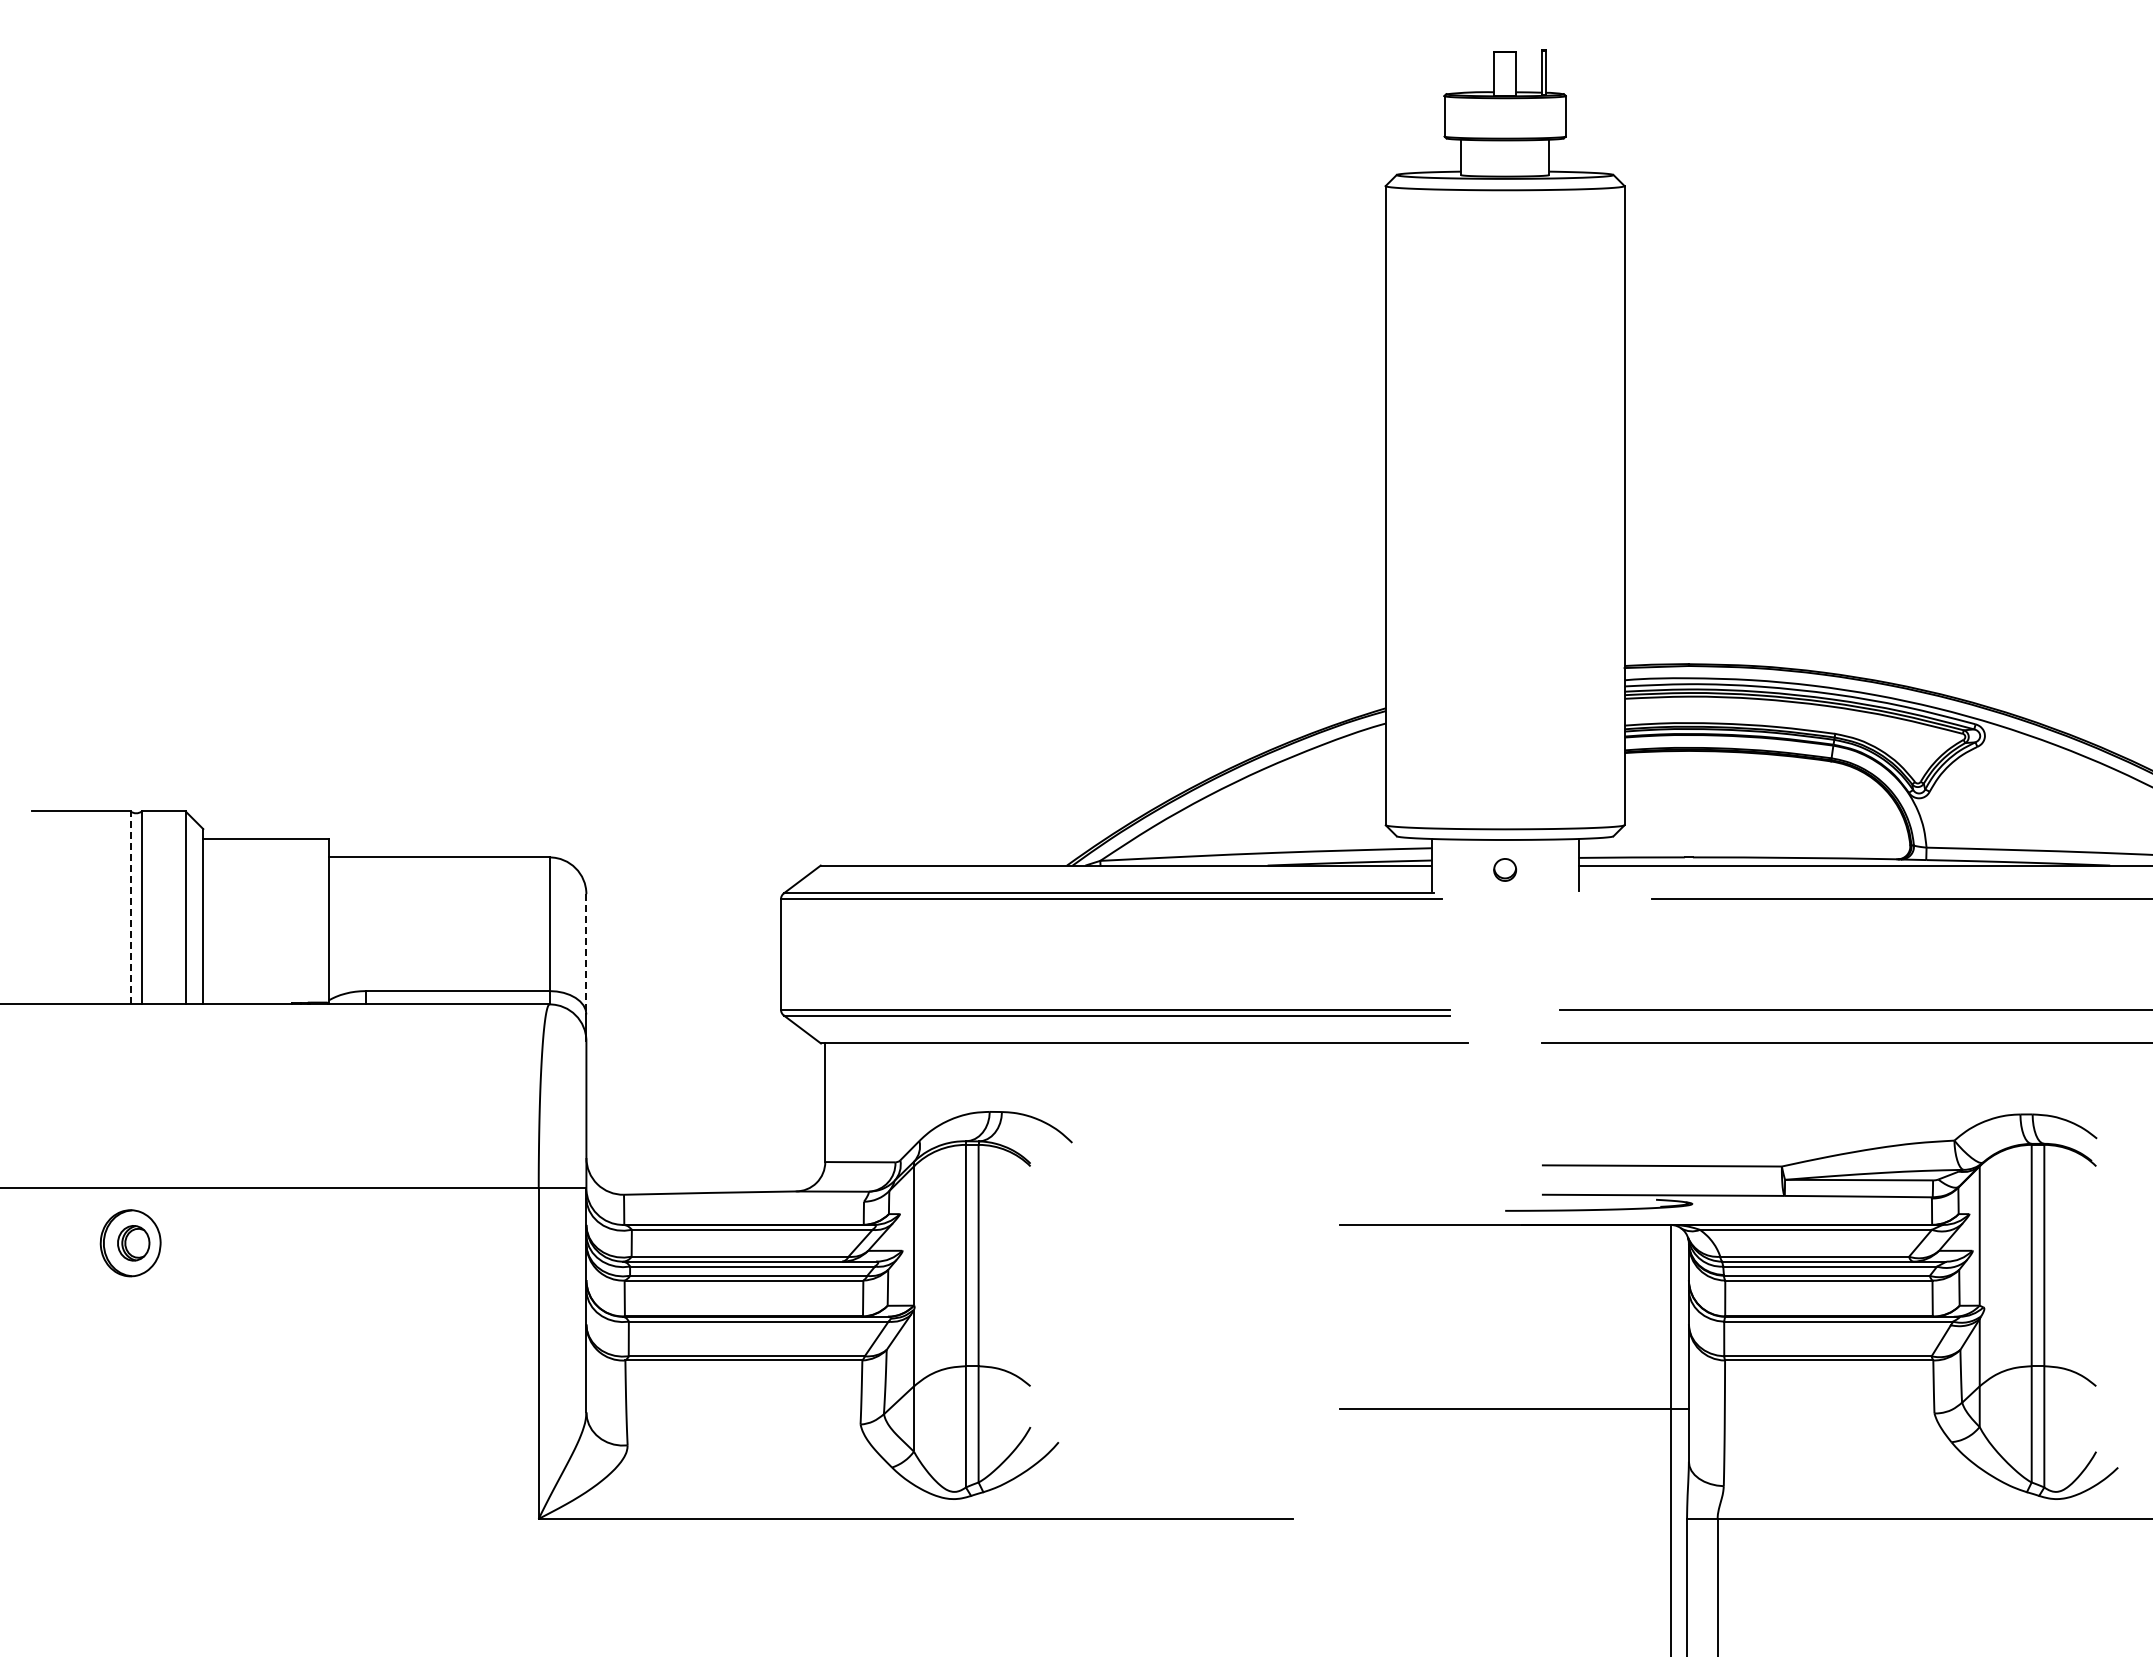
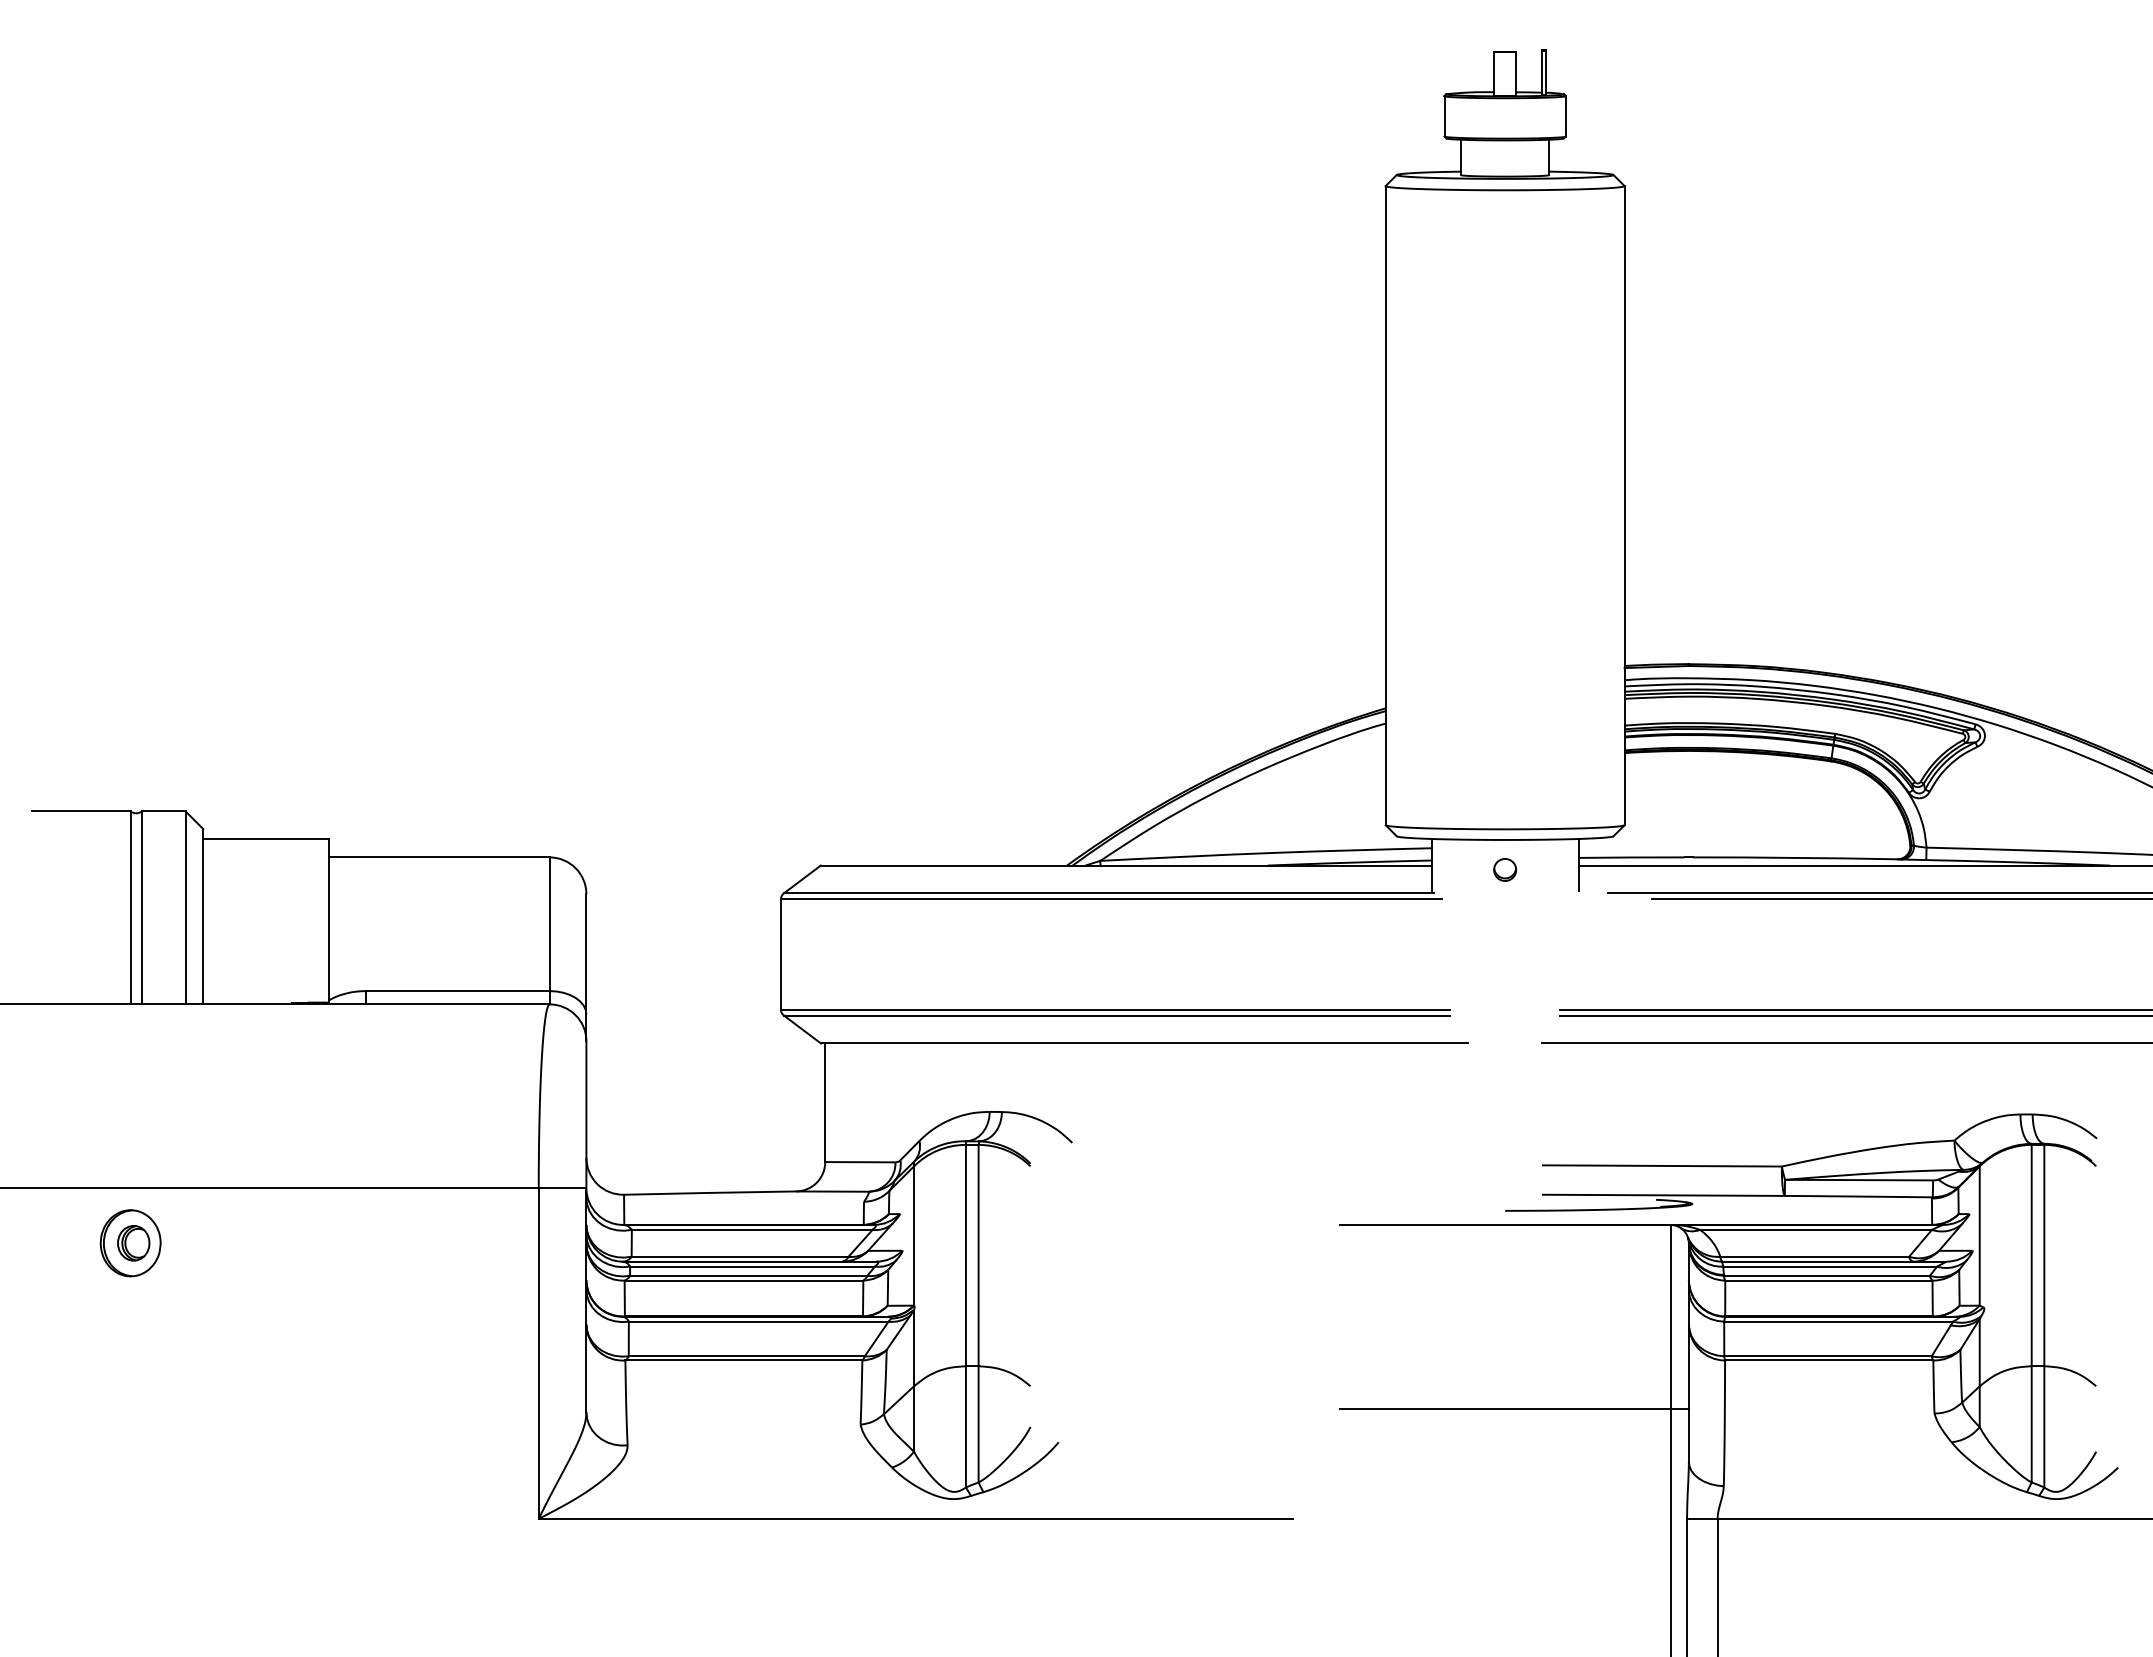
line: none -> present (1878, 893)
line: dashed -> solid (130, 907)
line: dashed -> solid (586, 954)
line: none -> present (1854, 1015)
